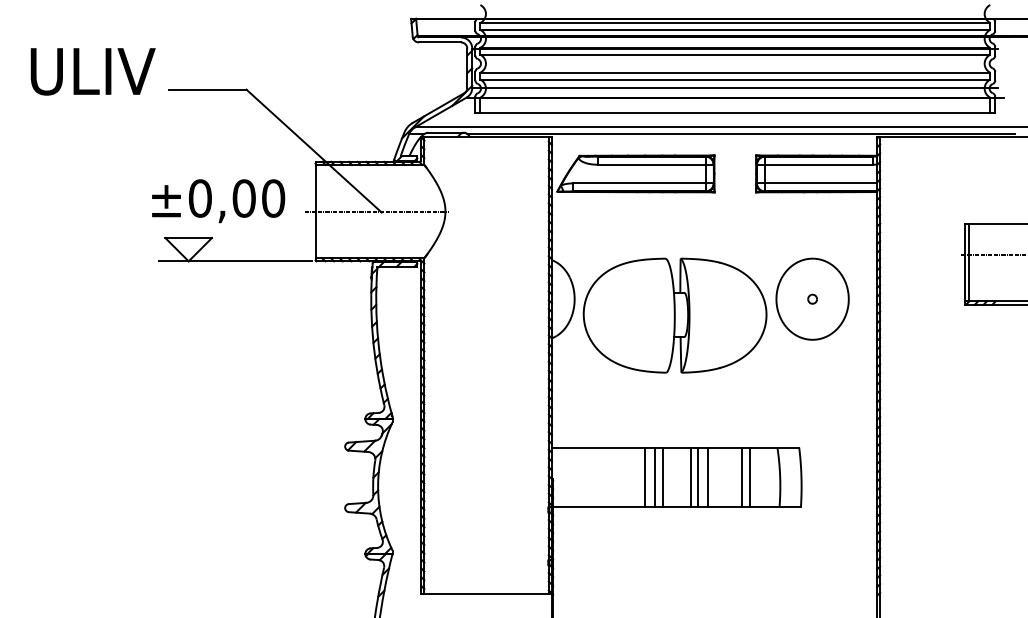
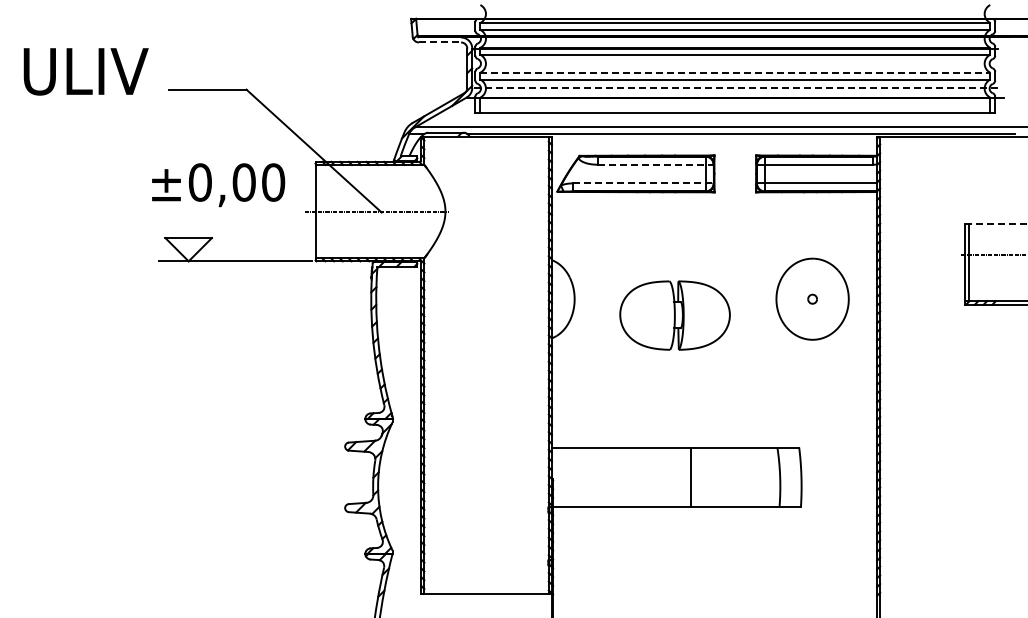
line: solid -> dashed (440, 42)
text position: (92, 71) -> (85, 71) (85, 71)
line: solid -> dashed (735, 72)
line: solid -> dashed (734, 87)
line: solid -> dashed (655, 164)
line: solid -> dashed (643, 183)
text position: (218, 201) -> (218, 185) (218, 185)
line: solid -> dashed (997, 224)
part size: 186x117 px -> 112x71 px (674, 315)
line: present -> none (645, 477)
line: present -> none (655, 477)
line: present -> none (662, 477)
line: present -> none (698, 477)
line: present -> none (708, 477)
line: present -> none (741, 477)
line: present -> none (750, 477)
